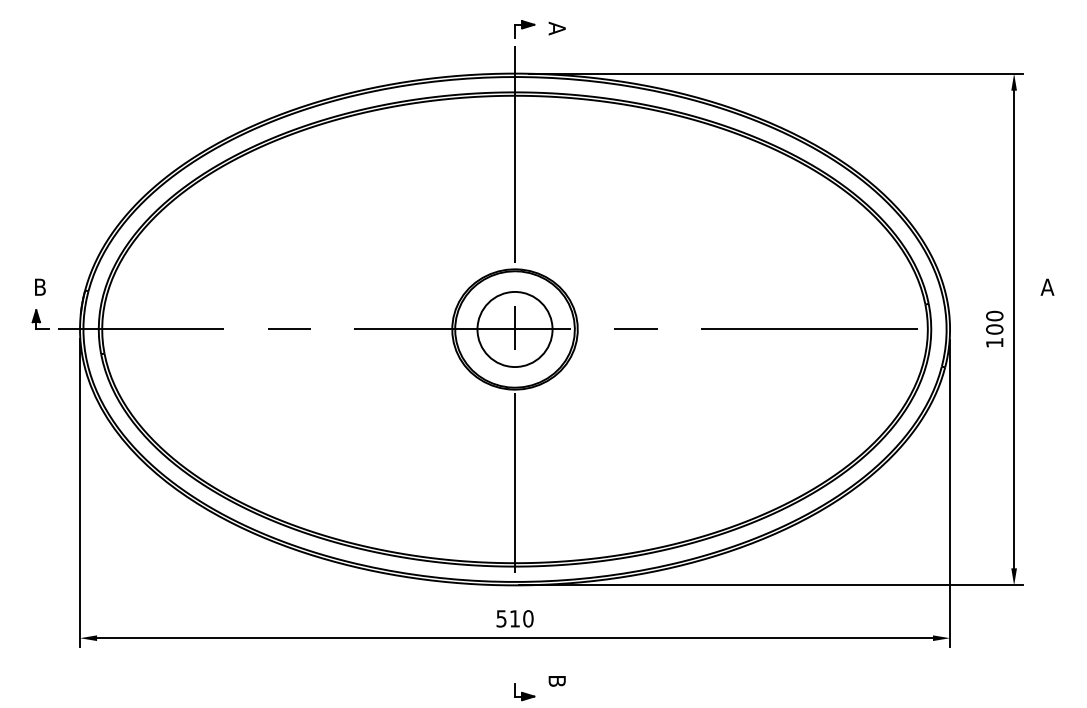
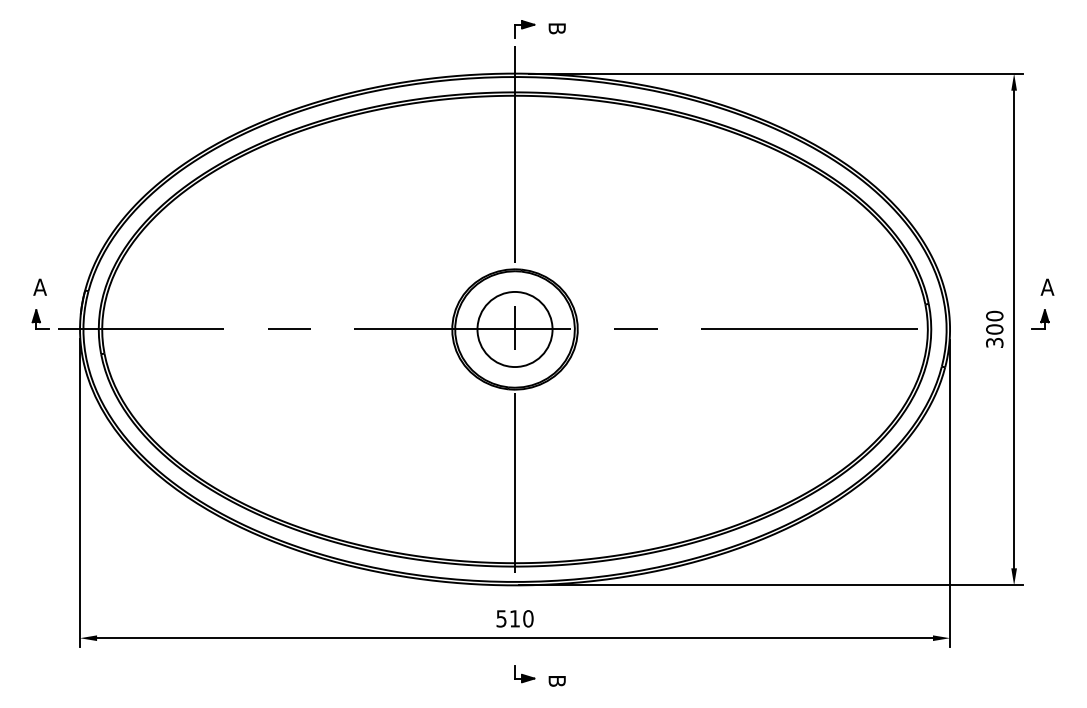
text: A -> B (556, 28)
text: B -> A (39, 286)
part: none -> present (1040, 319)
text: 100 -> 300 (994, 342)
part position: (524, 692) -> (524, 674) (524, 674)
